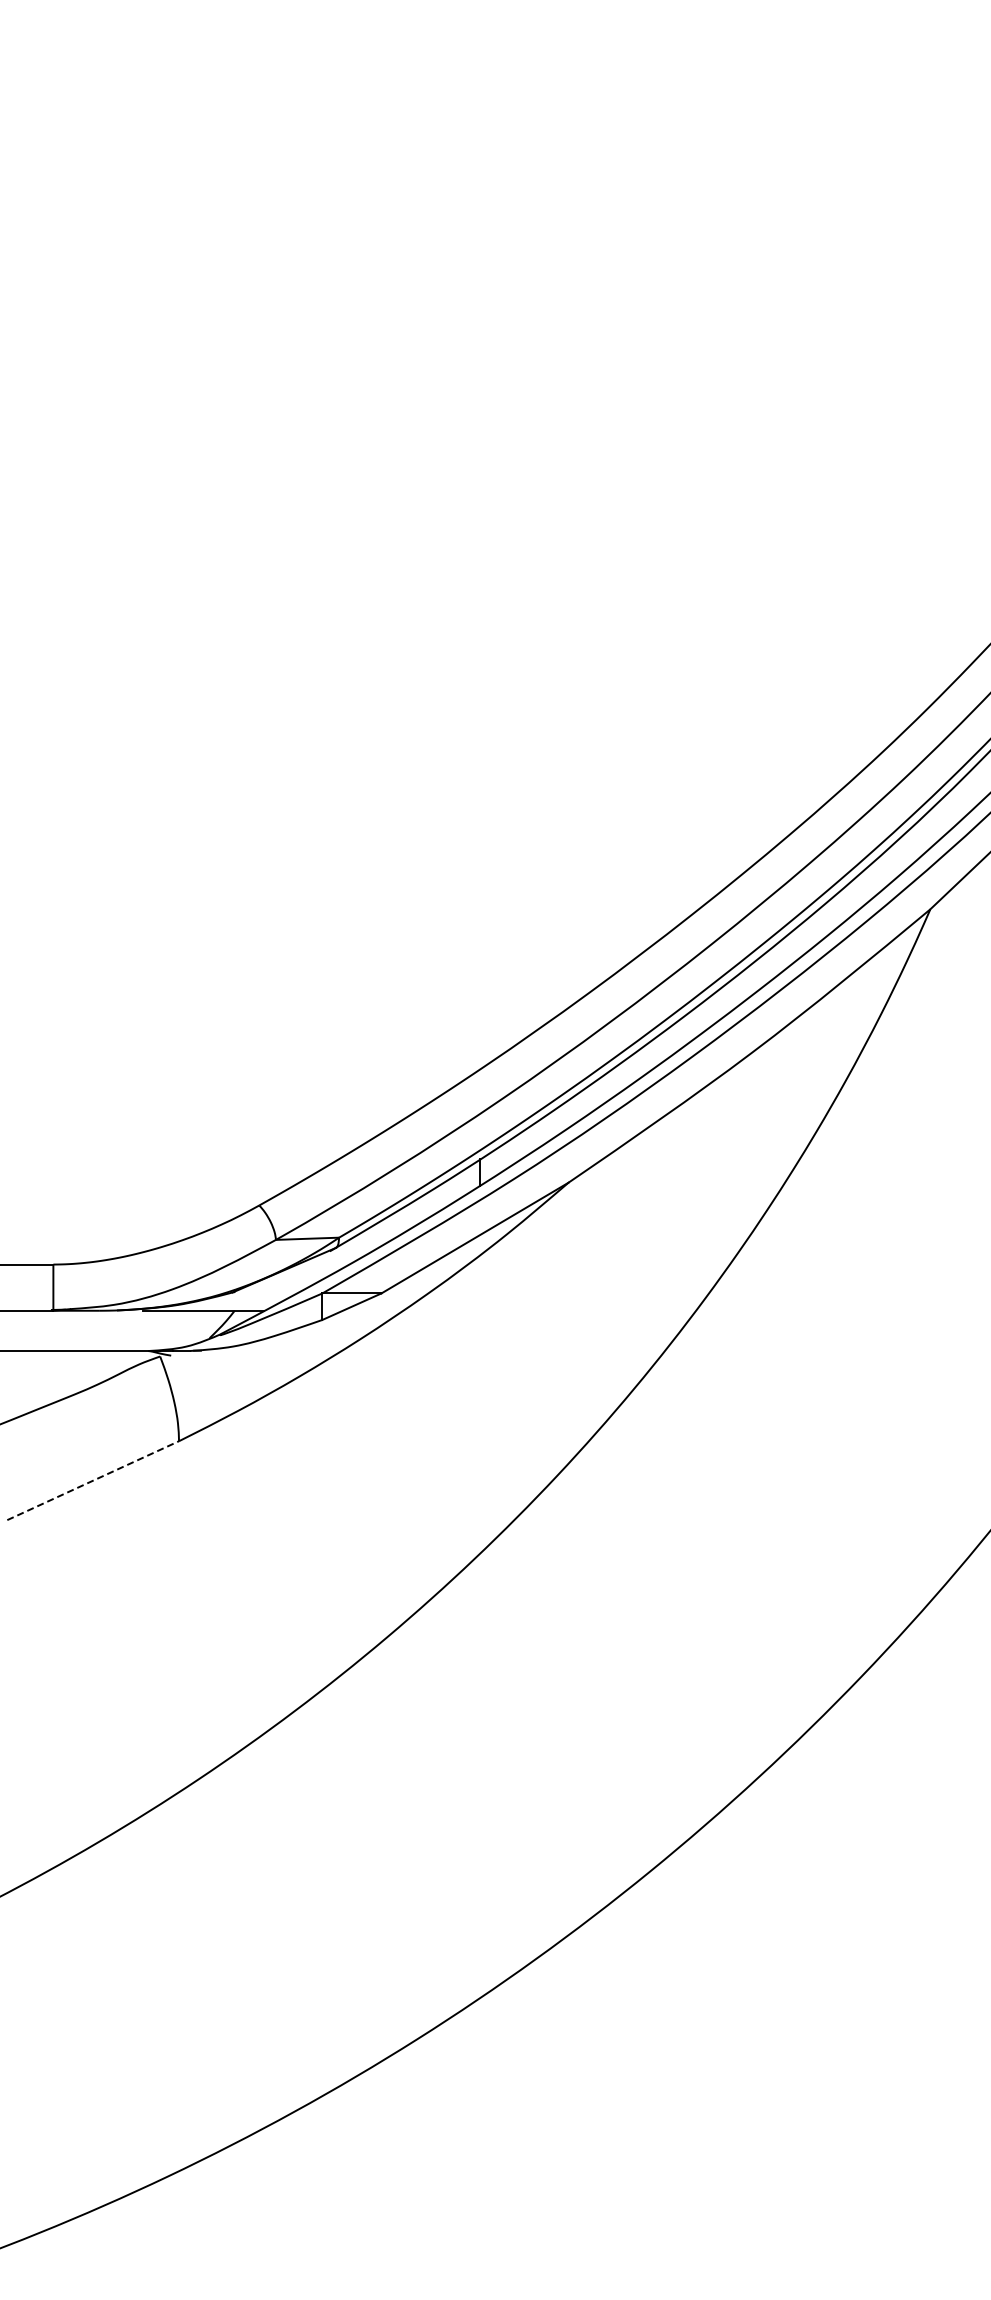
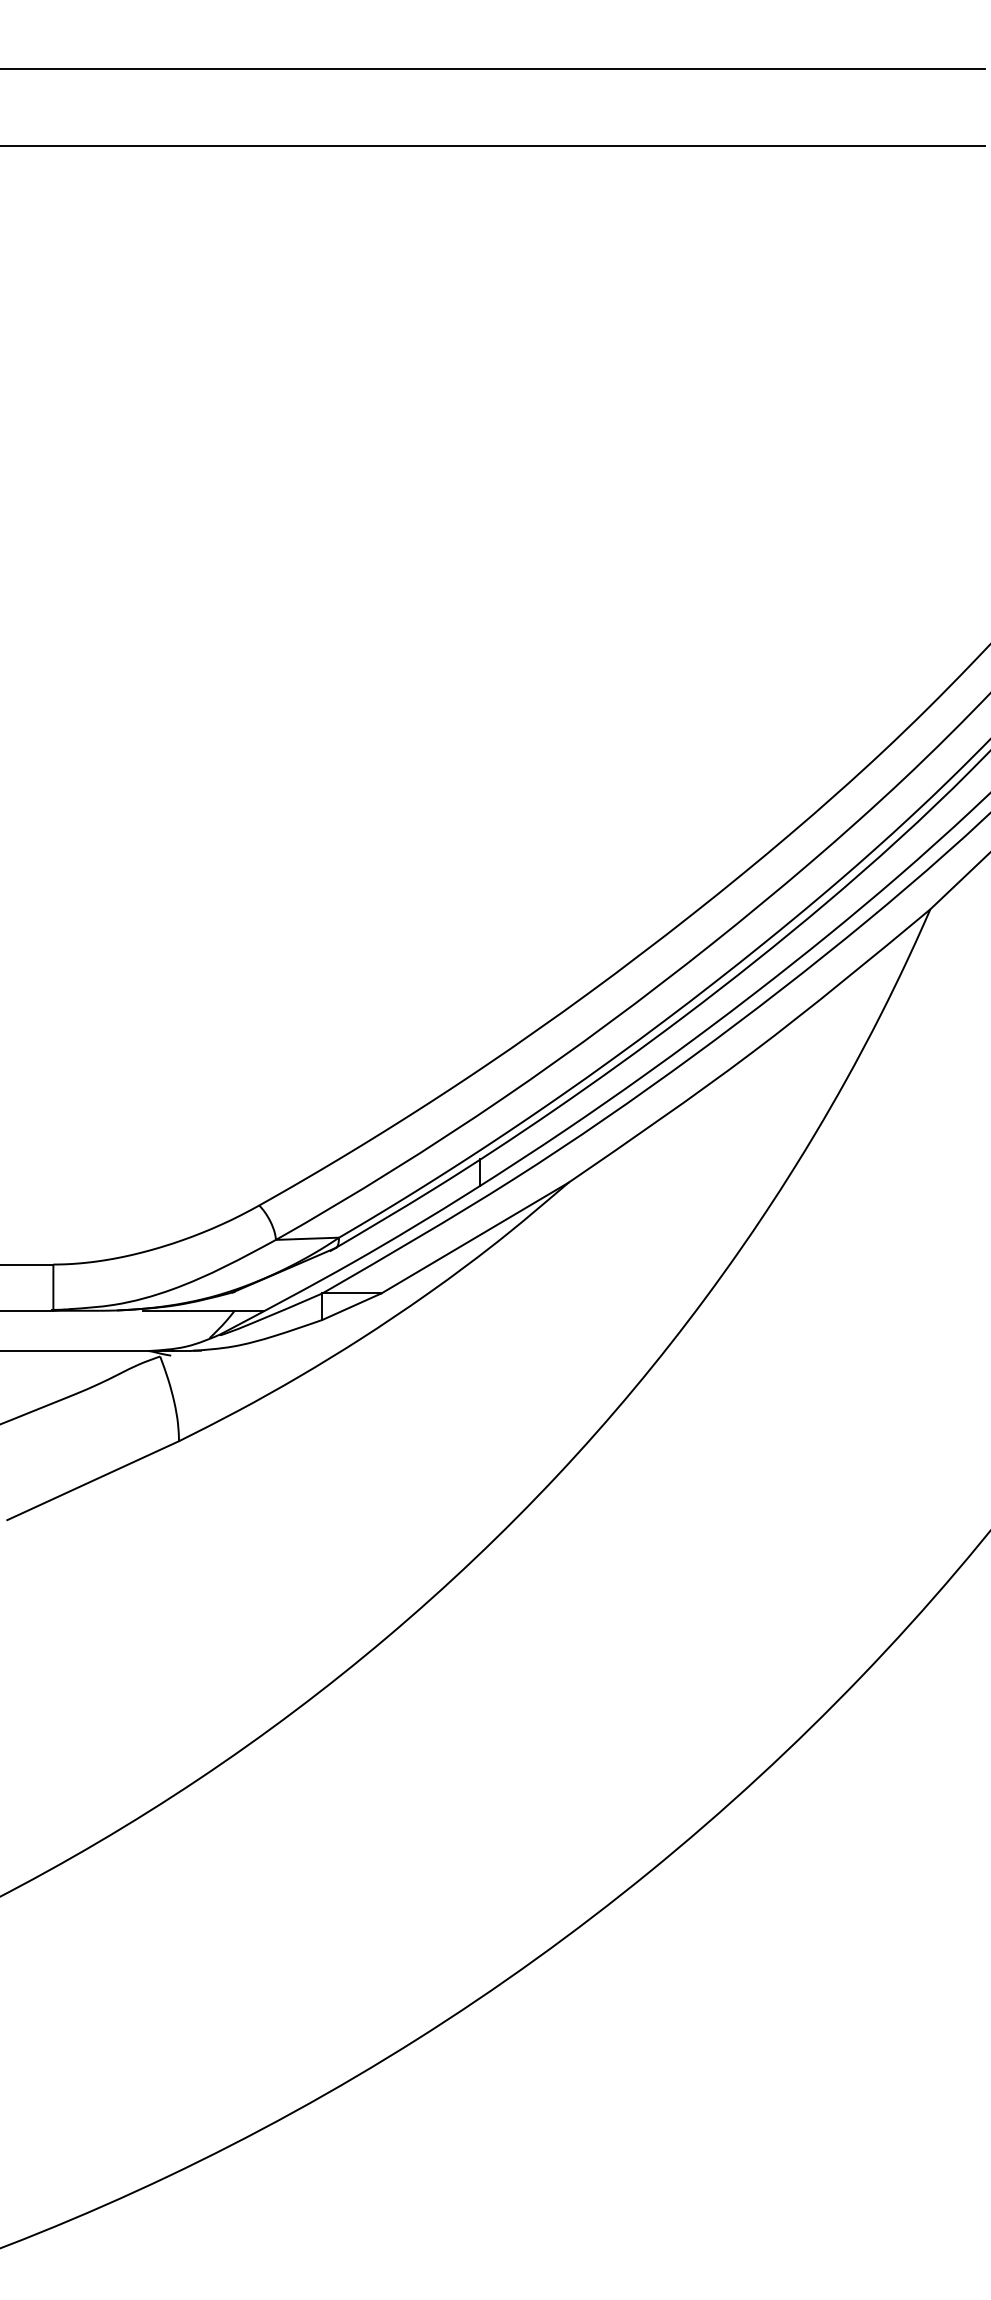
line: none -> present (493, 69)
line: none -> present (493, 145)
line: dashed -> solid (93, 1480)
